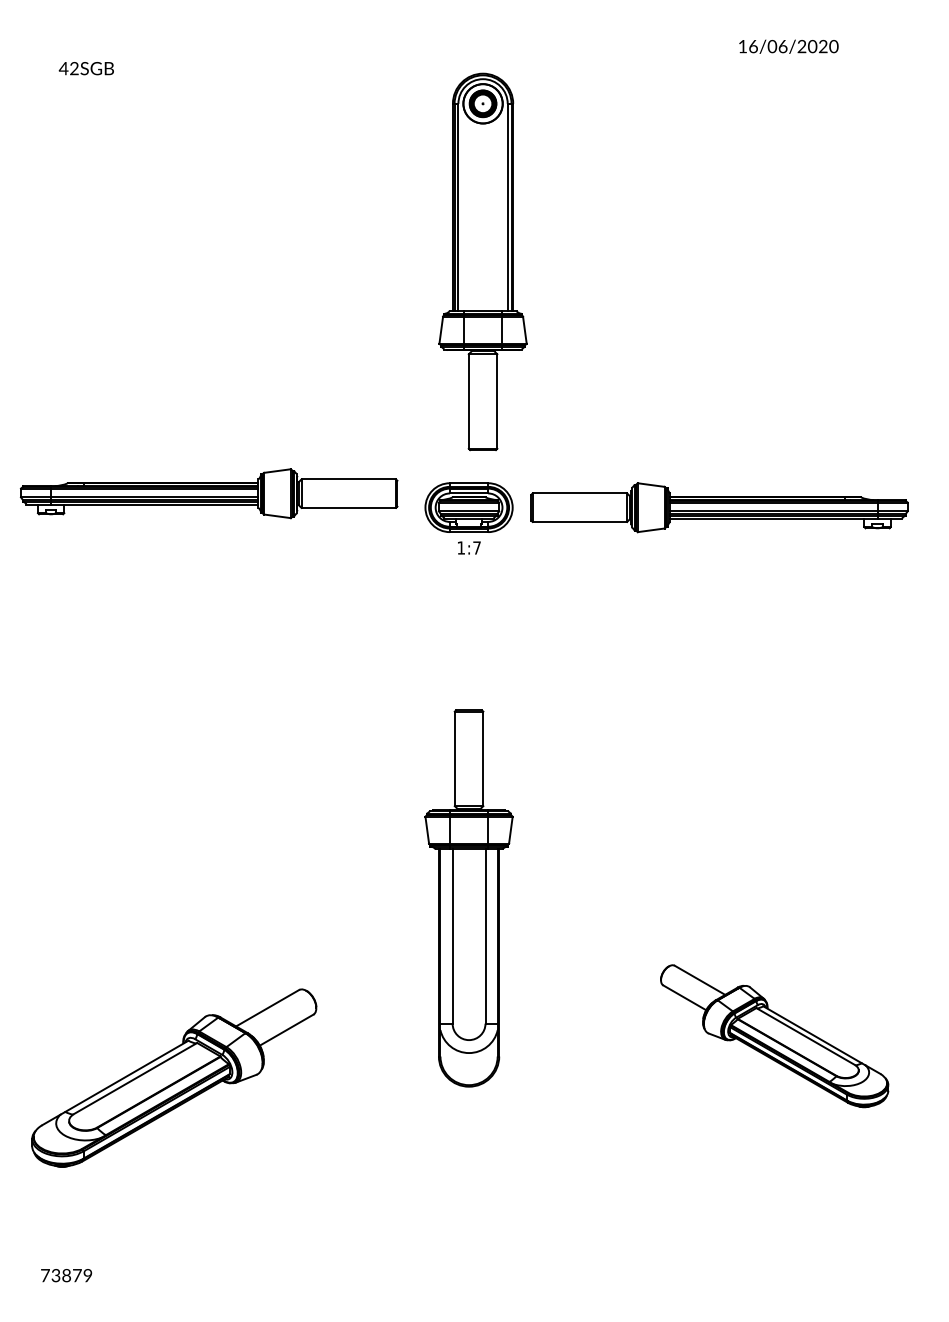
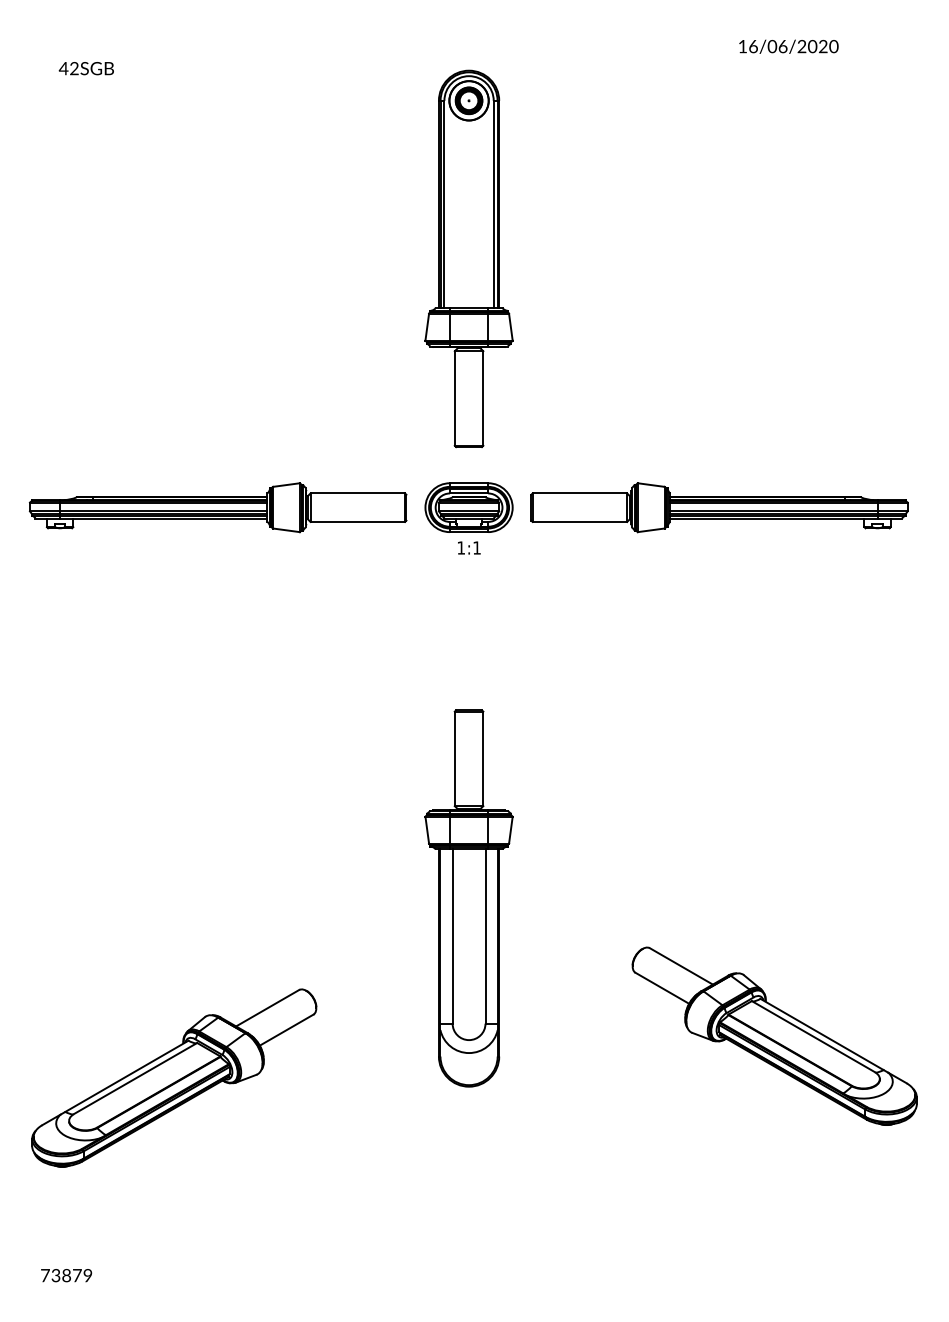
part position: (482, 261) -> (468, 258) (468, 258)
part position: (208, 493) -> (217, 507) (217, 507)
text: 1:7 -> 1:1 (476, 547)
part size: 230x145 px -> 287x180 px (774, 1035)
